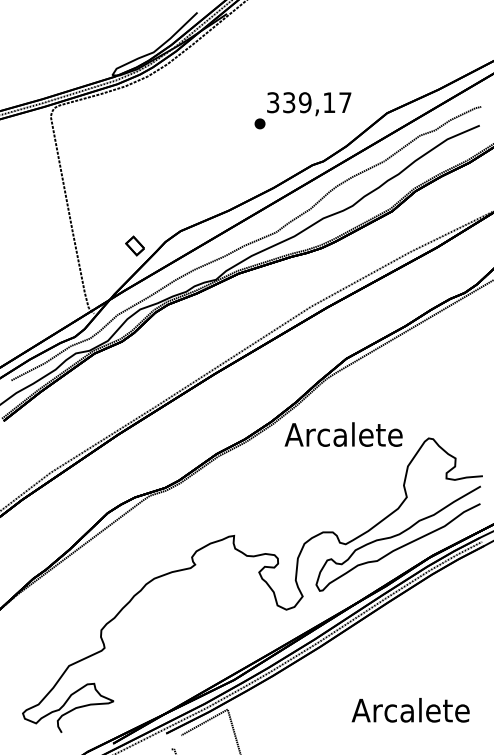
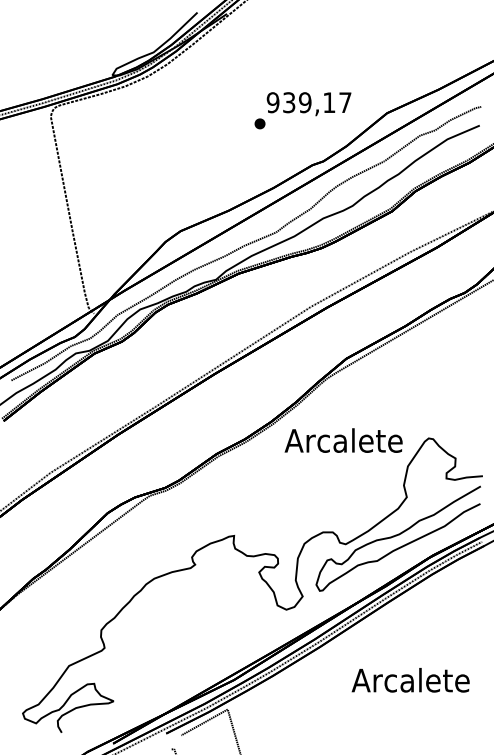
text: 339,17 -> 939,17 (272, 102)
part: present -> none (134, 245)
text position: (343, 434) -> (343, 440) (343, 440)
text position: (410, 710) -> (410, 680) (410, 680)
